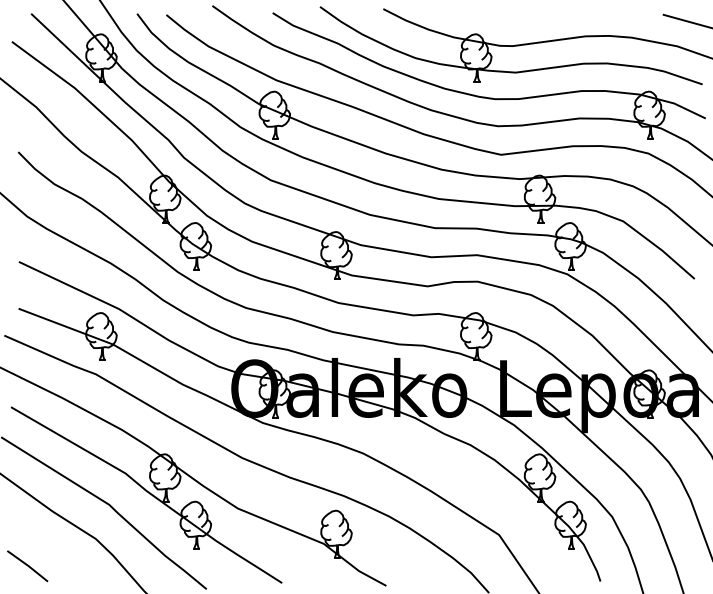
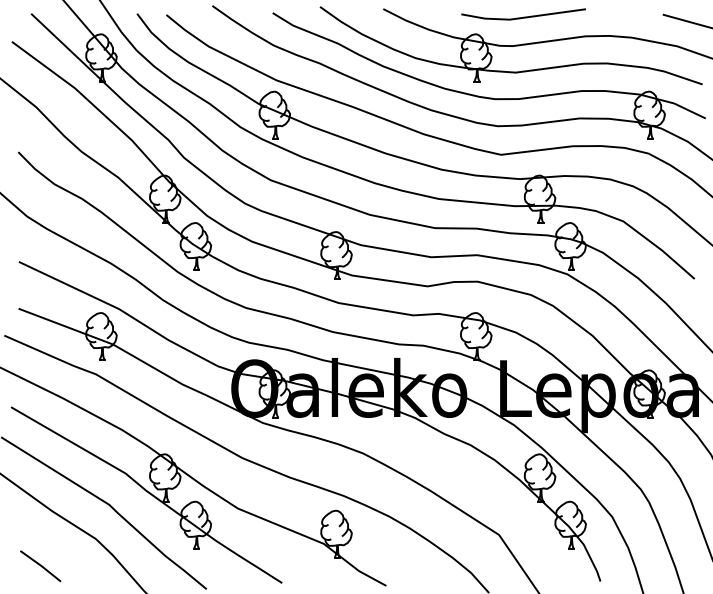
line: none -> present (523, 16)
line position: (27, 566) -> (40, 566) (40, 566)
